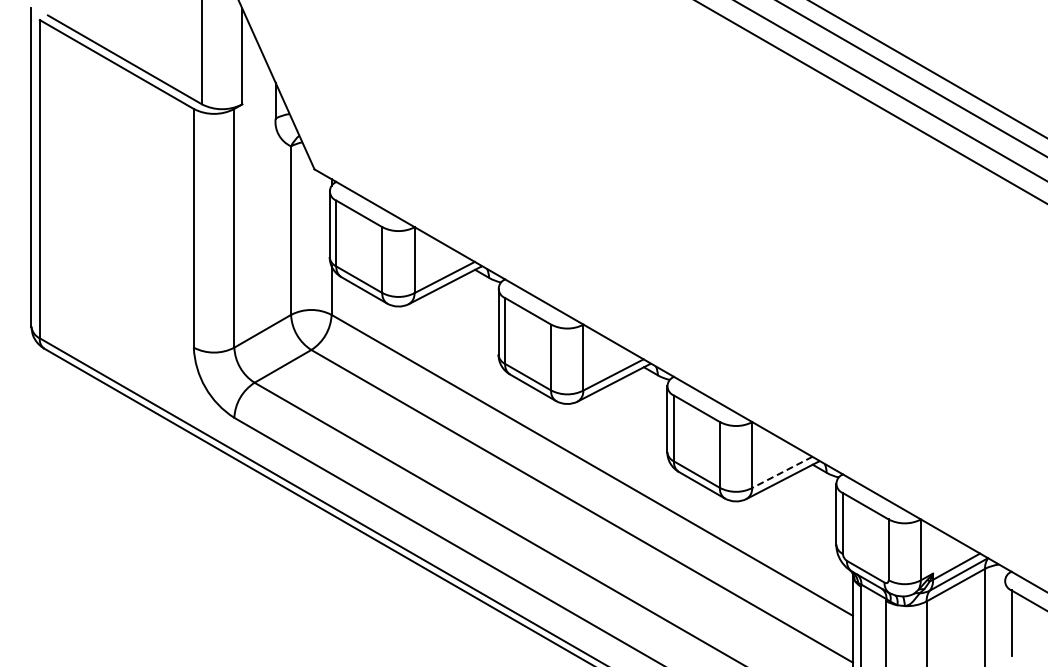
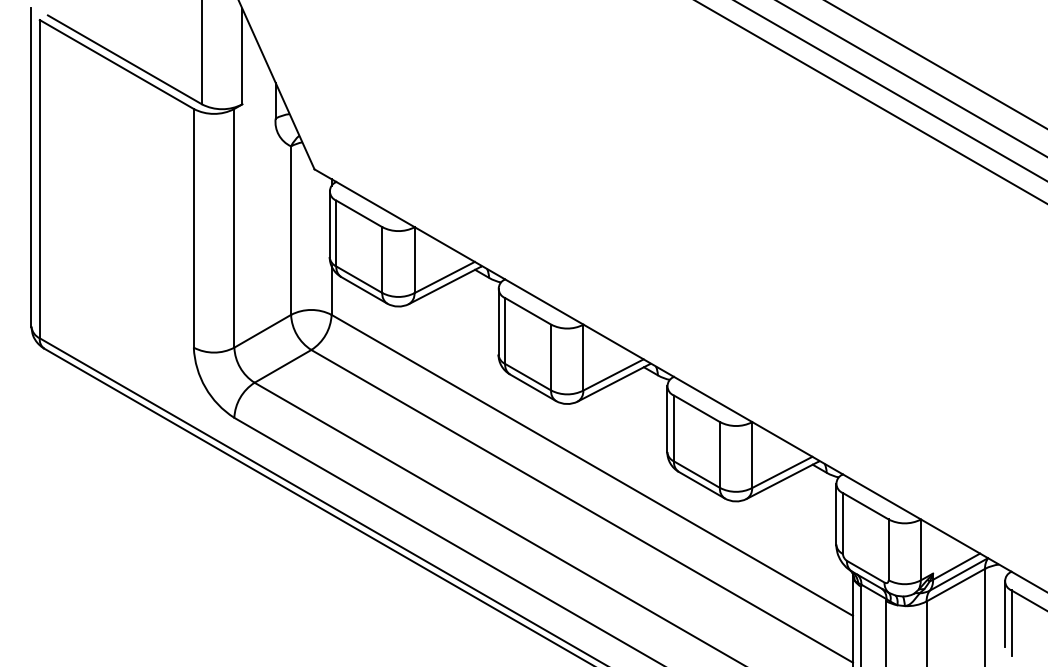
line position: (927, 69) -> (935, 64) (935, 64)
line: dashed -> solid (782, 472)
line: none -> present (1004, 613)
